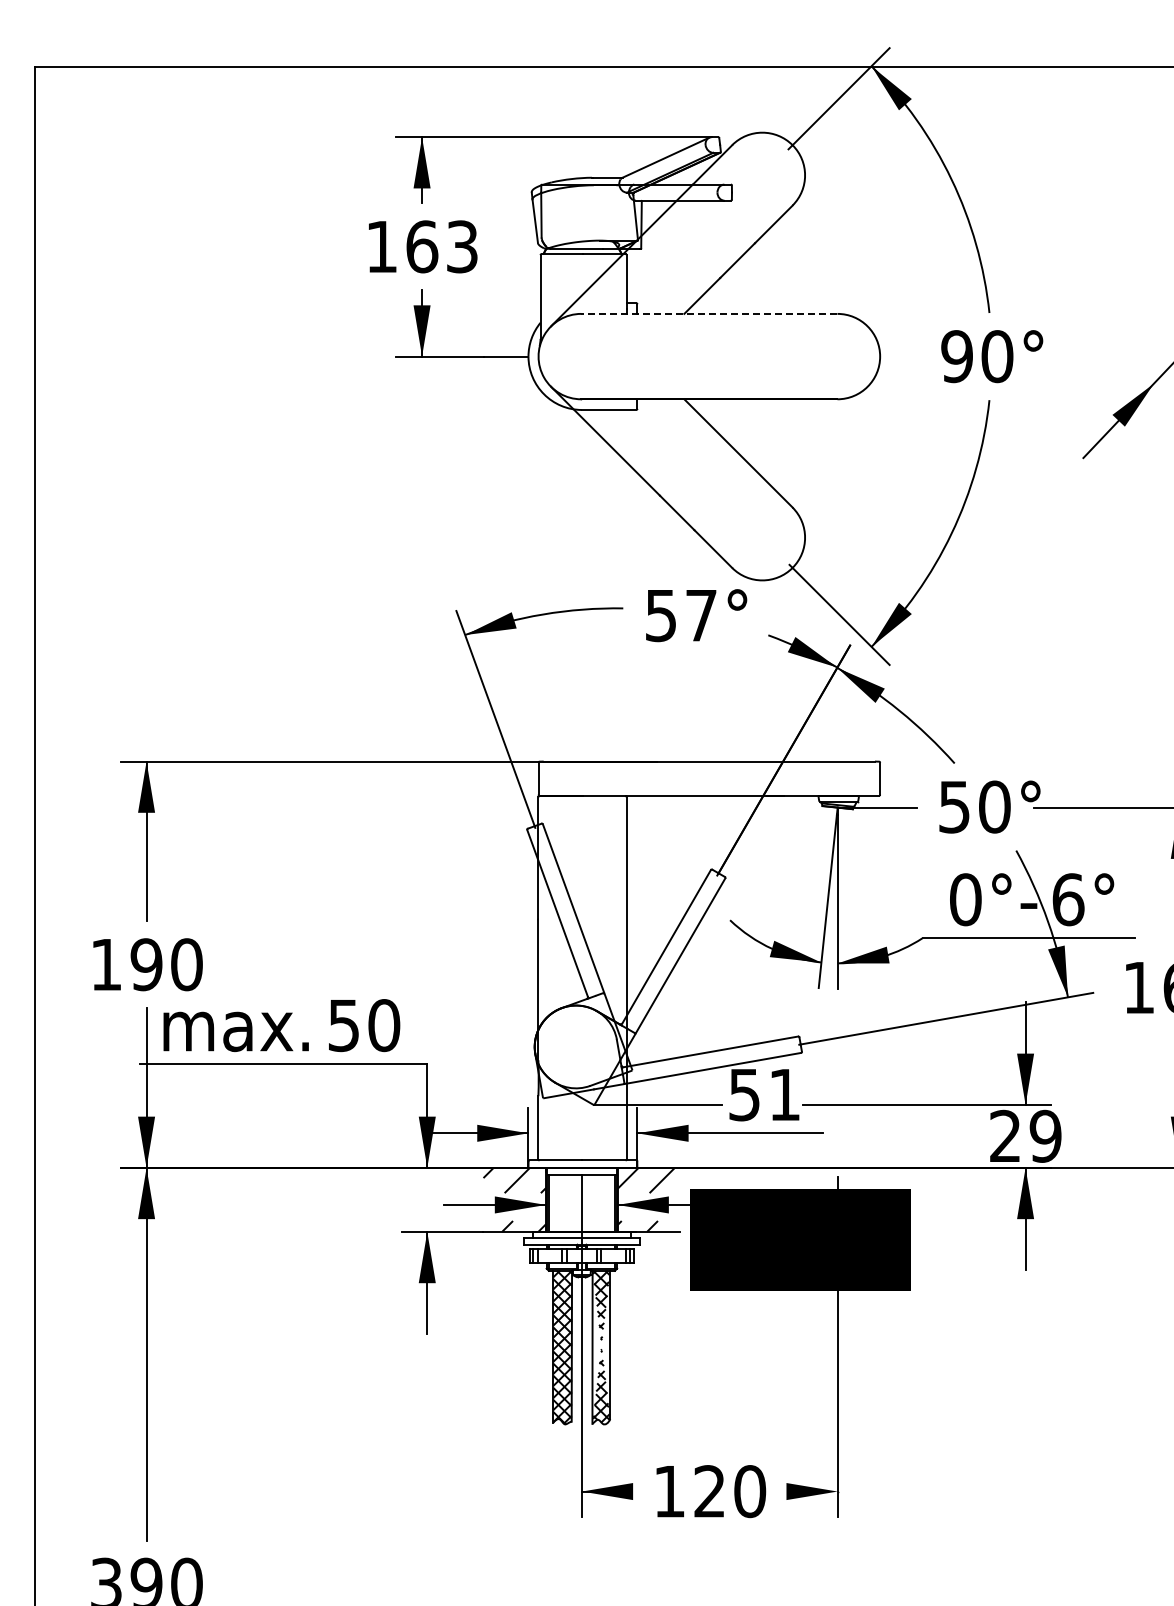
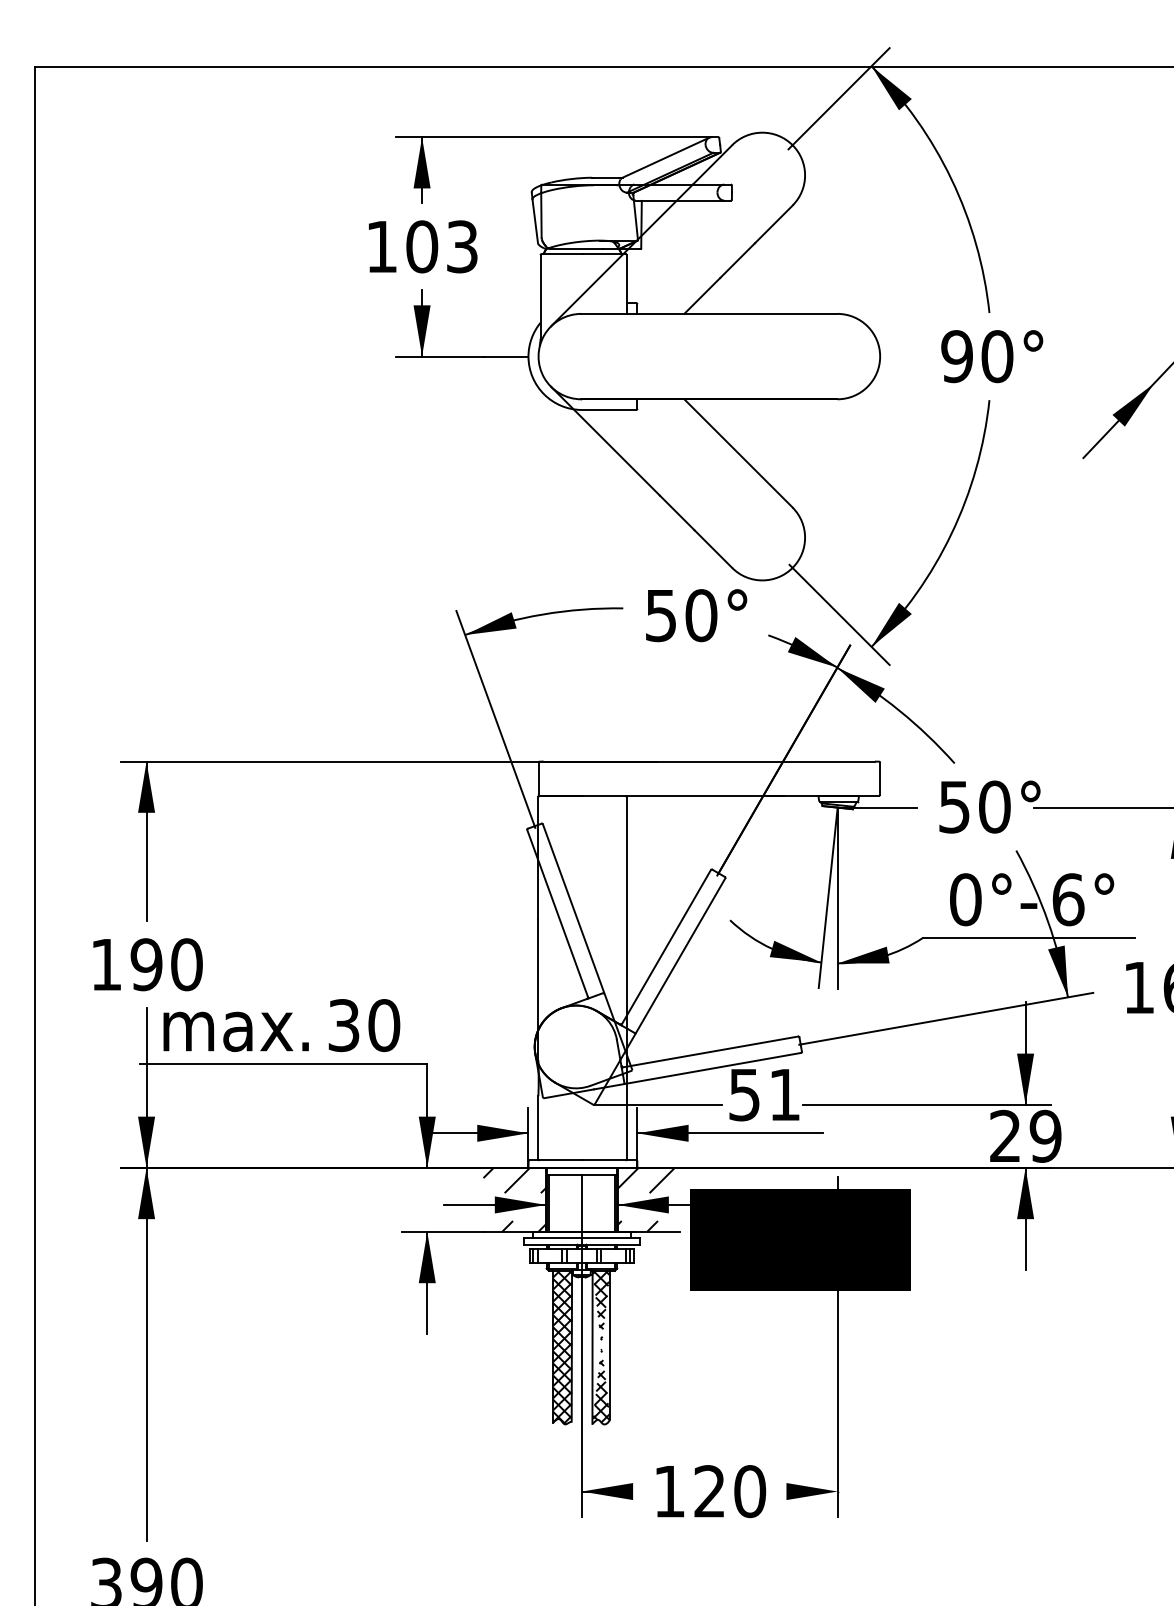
text: 163 -> 103 (422, 246)
line: dashed -> solid (708, 313)
text: 57° -> 50° (701, 615)
text: 50 -> 30 (344, 1025)
